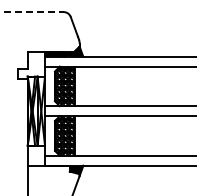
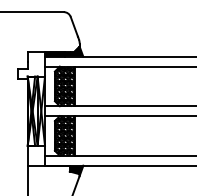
line: dashed -> solid (32, 12)
